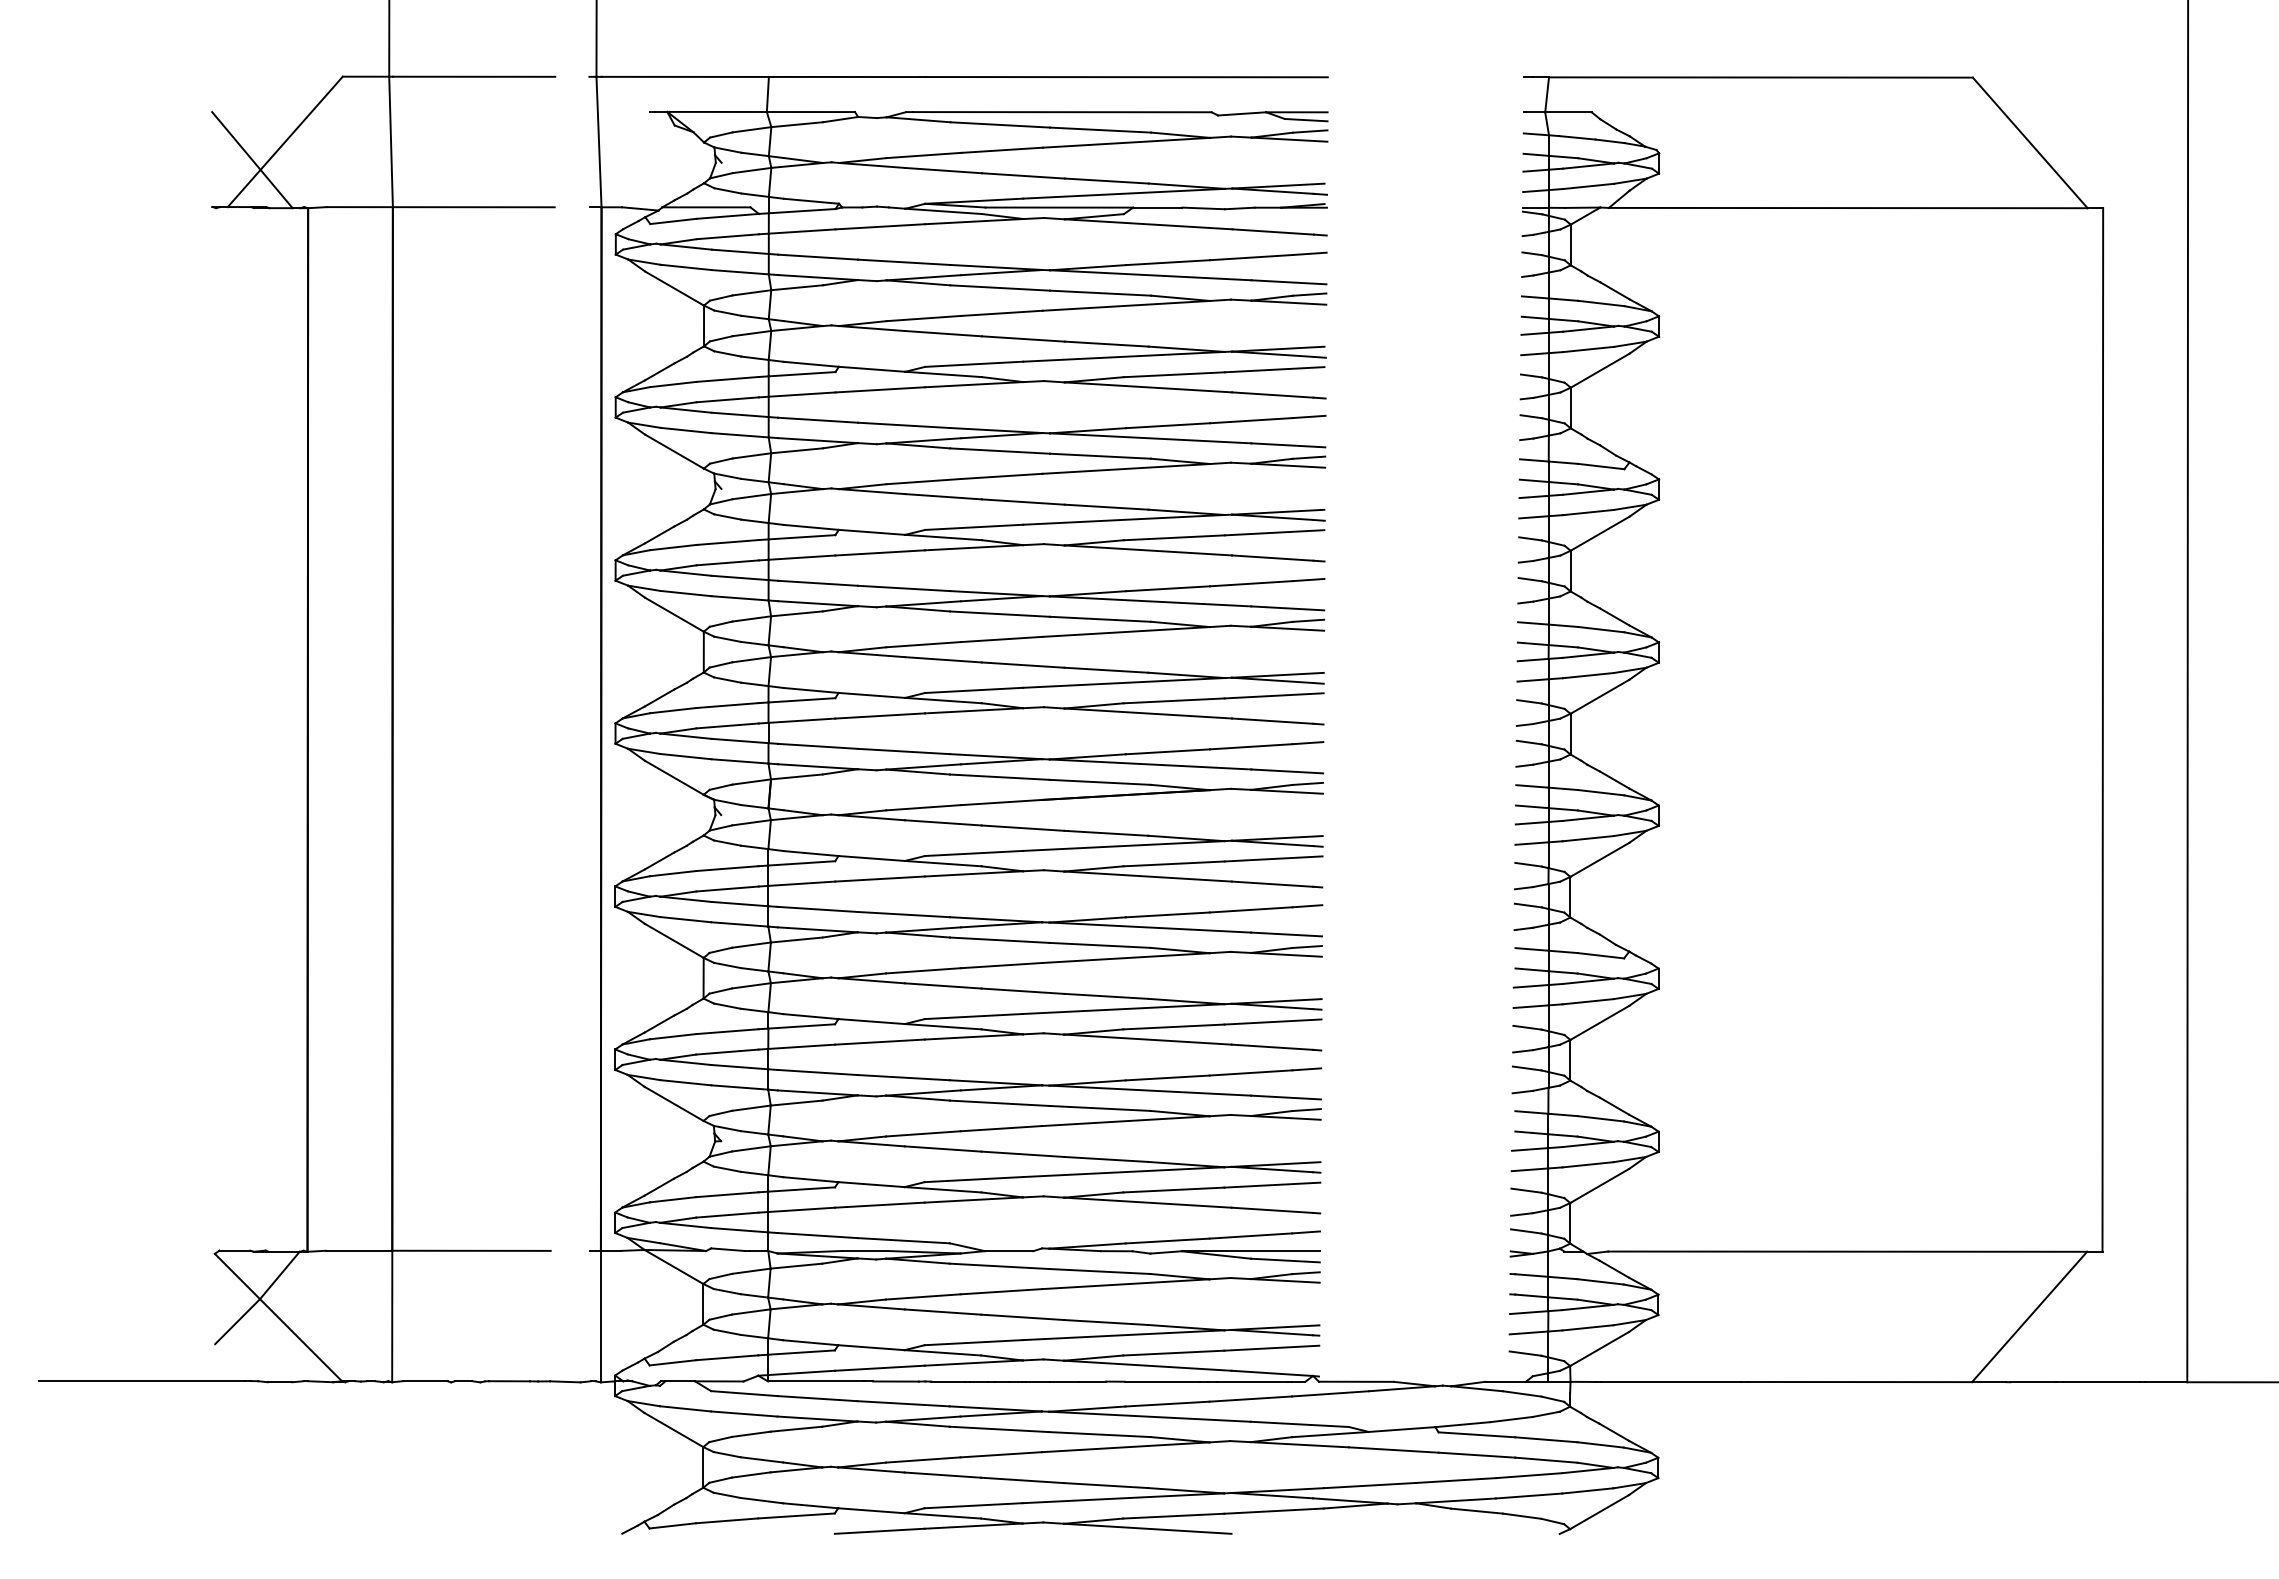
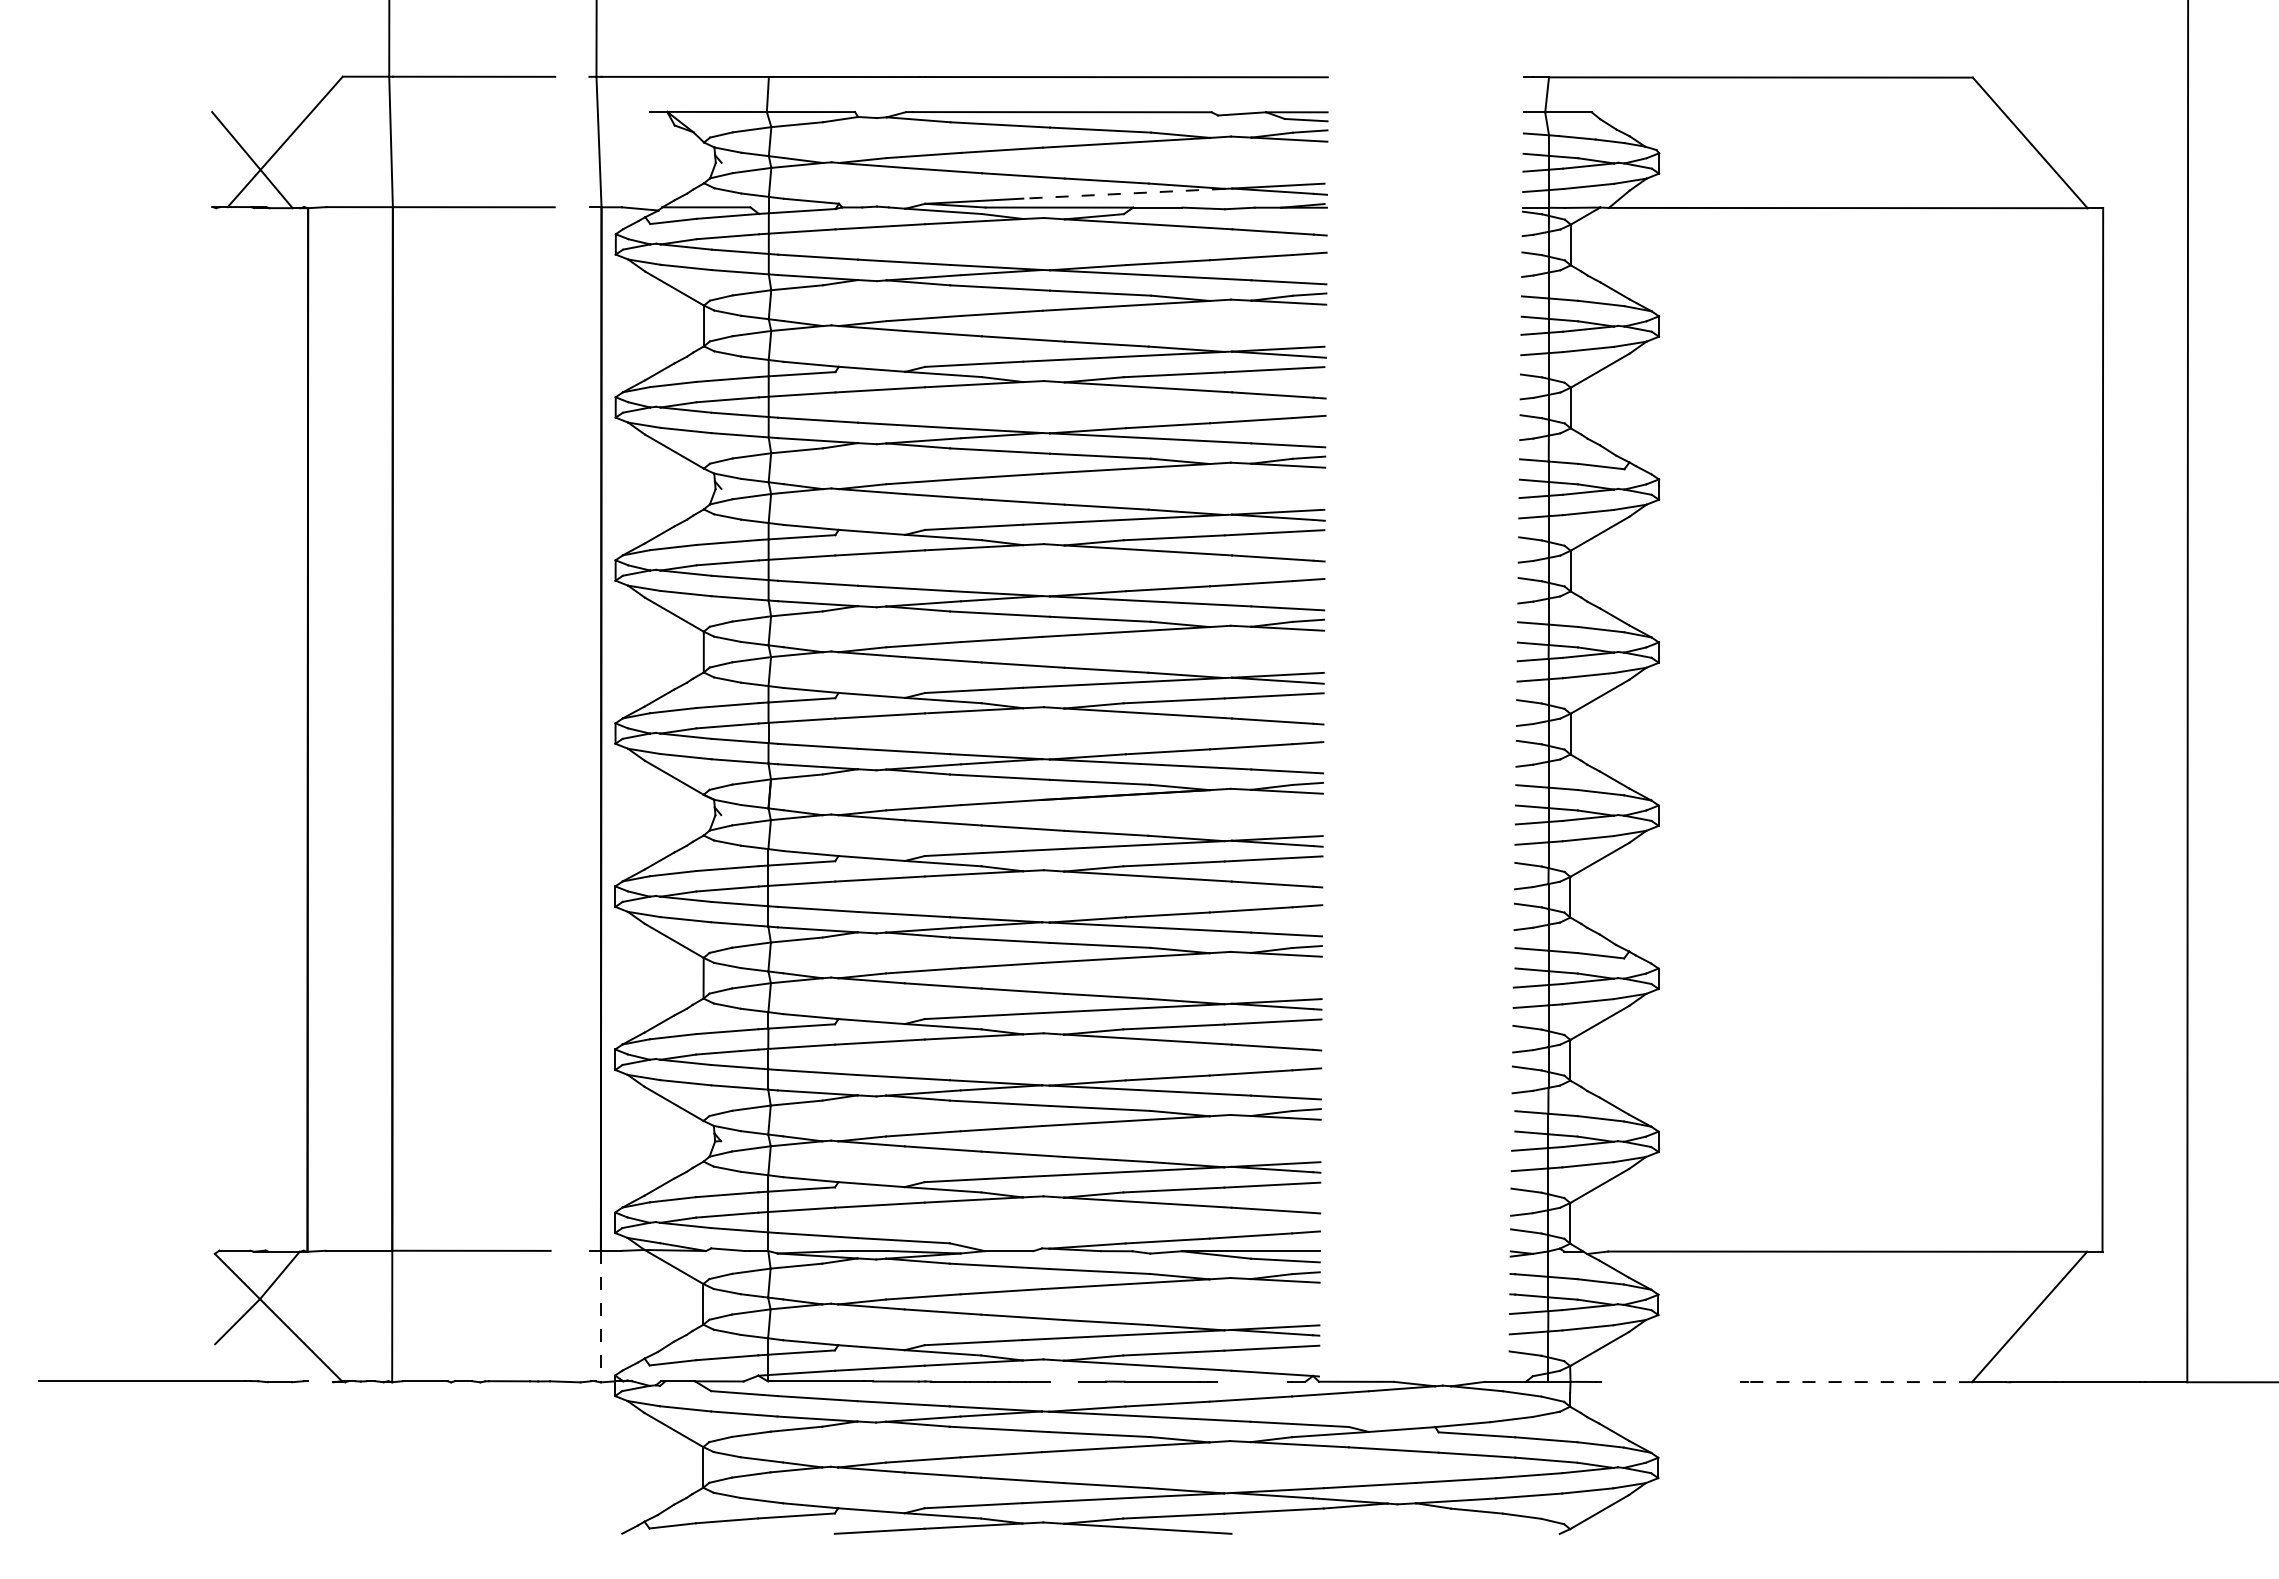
line: solid -> dashed (1124, 193)
line: solid -> dashed (600, 1316)
line: present -> none (320, 1381)
line: present -> none (1064, 1381)
line: present -> none (1251, 1381)
line: present -> none (1670, 1381)
line: solid -> dashed (1860, 1382)
